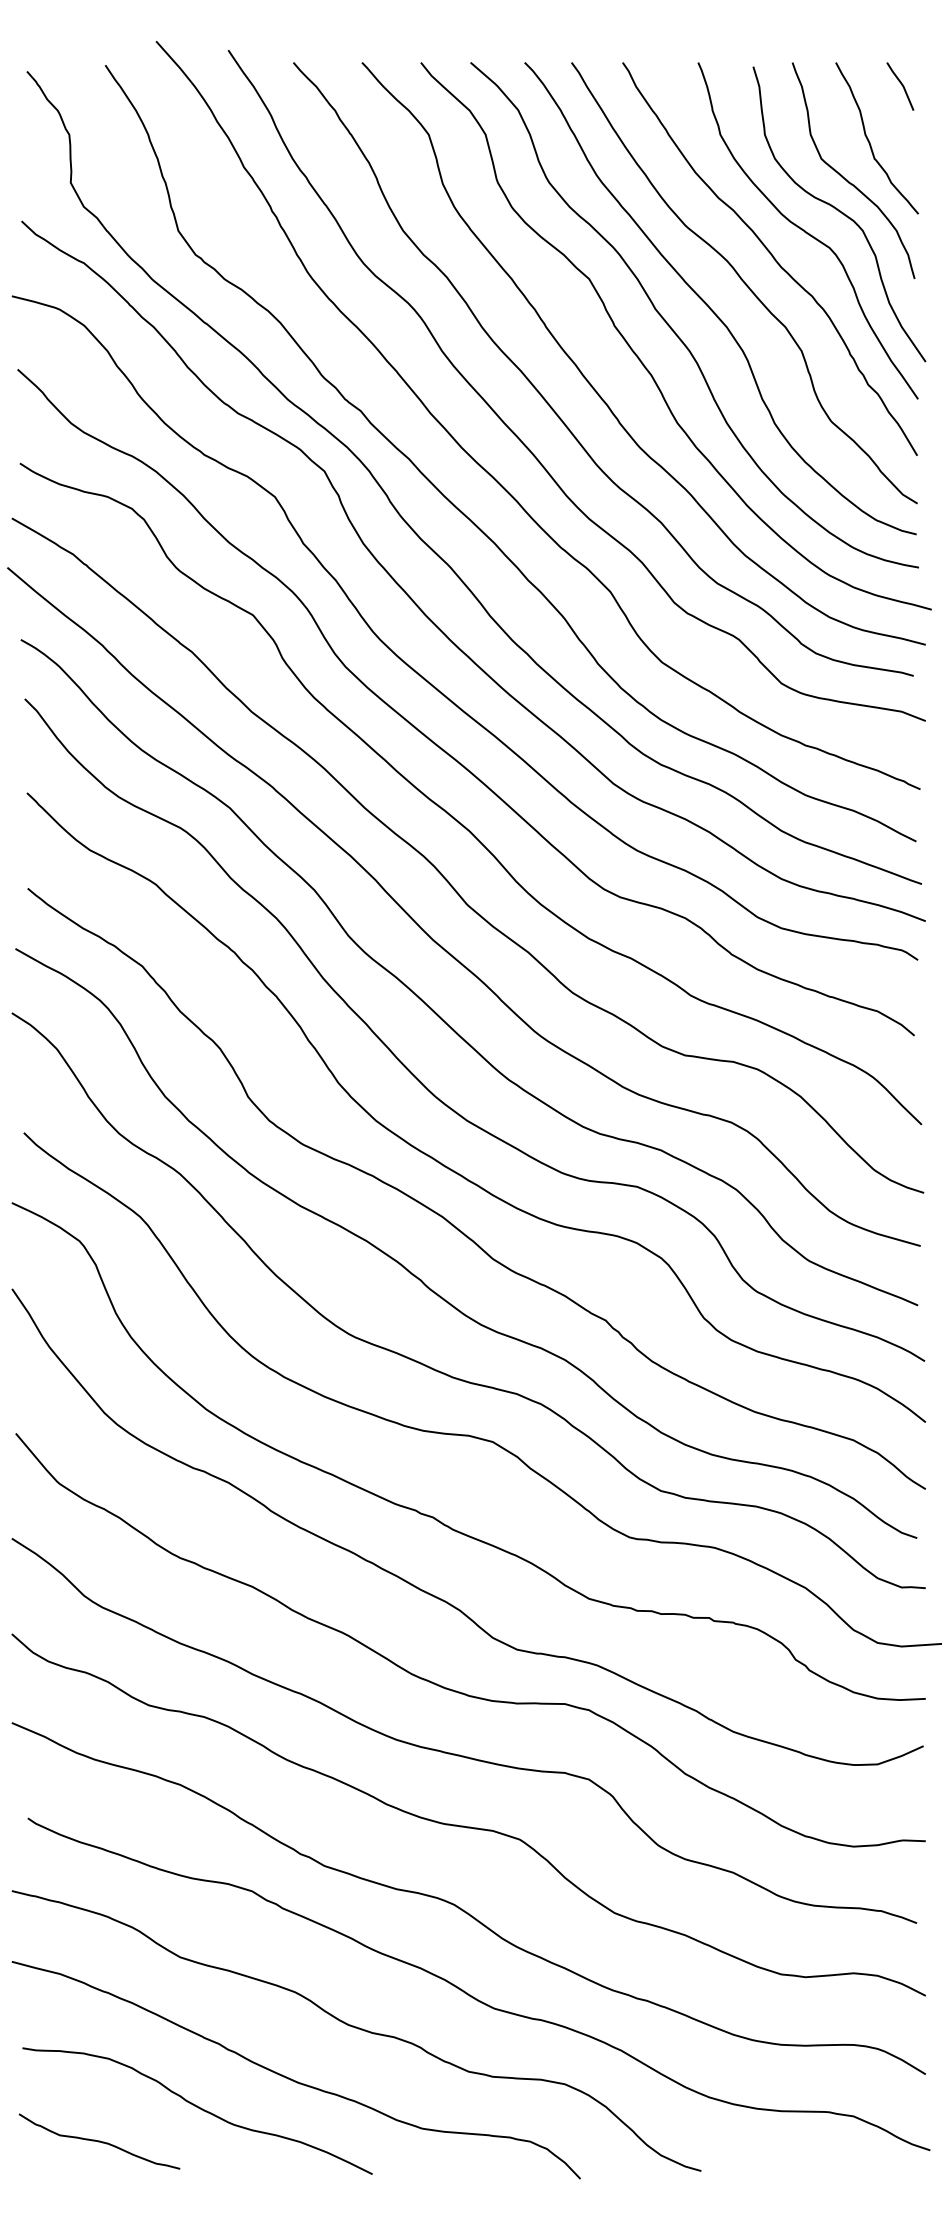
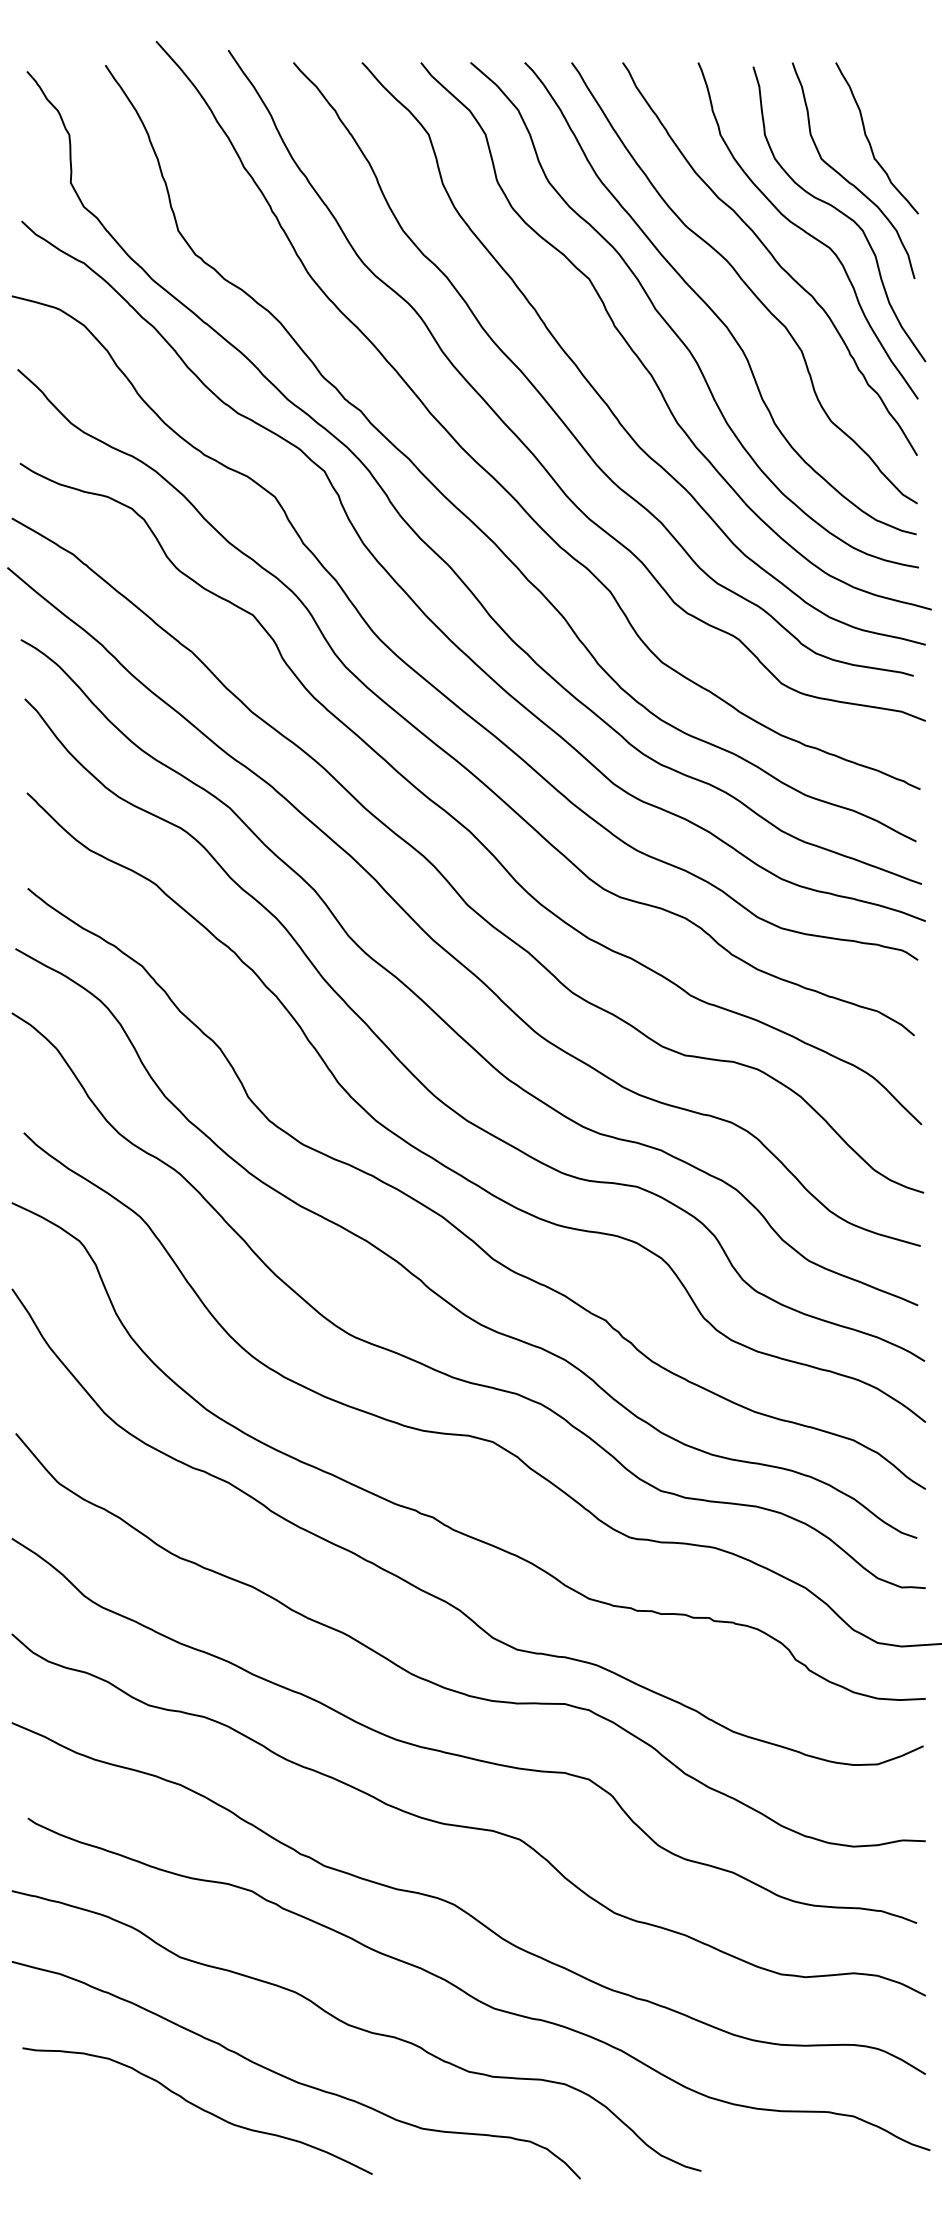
line: present -> none (901, 85)
curve: present -> none (99, 2141)
